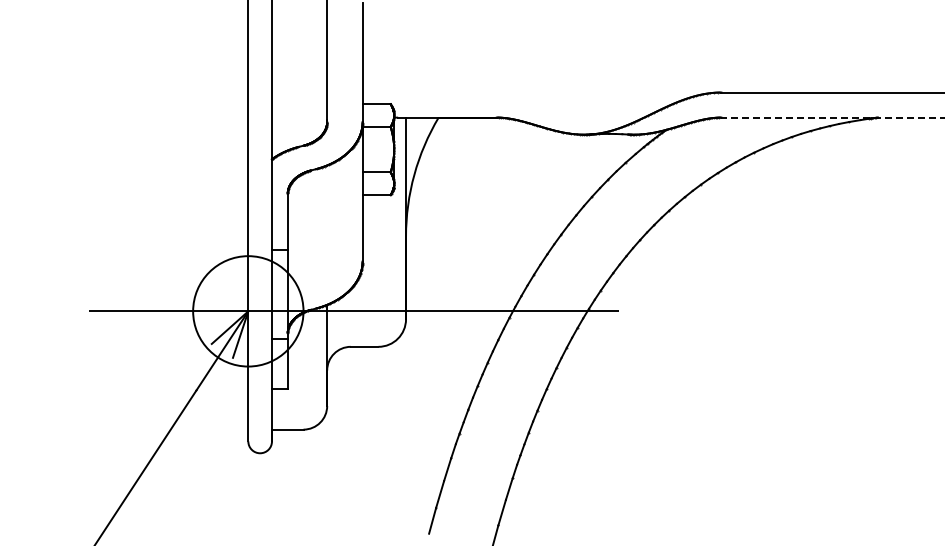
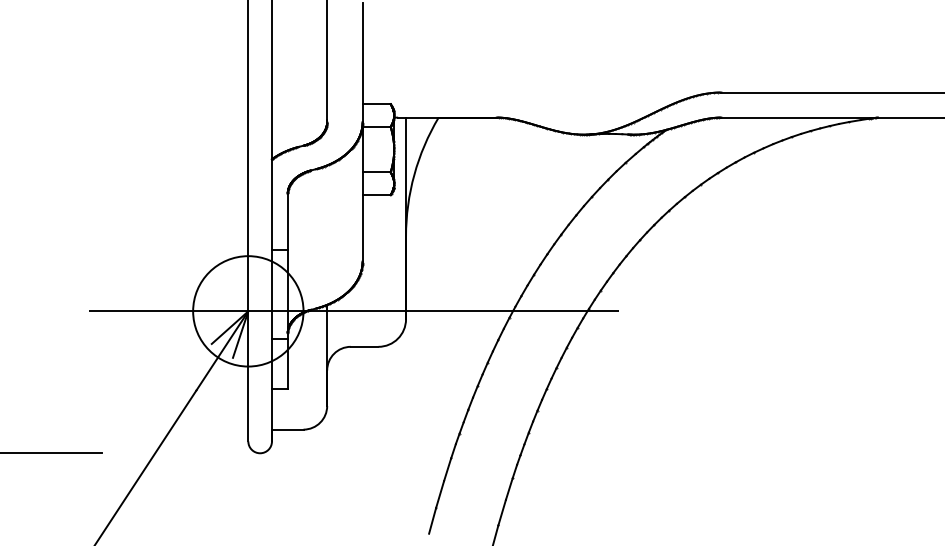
line: dashed -> solid (832, 117)
line: none -> present (52, 453)
